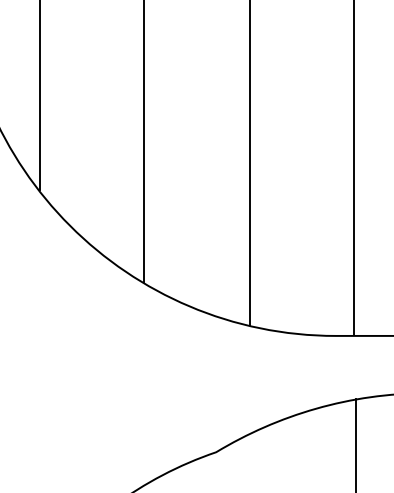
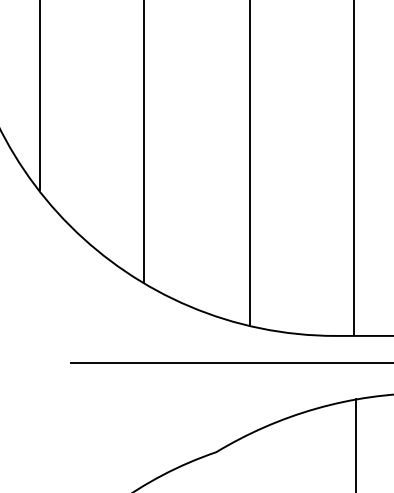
line: none -> present (230, 362)
